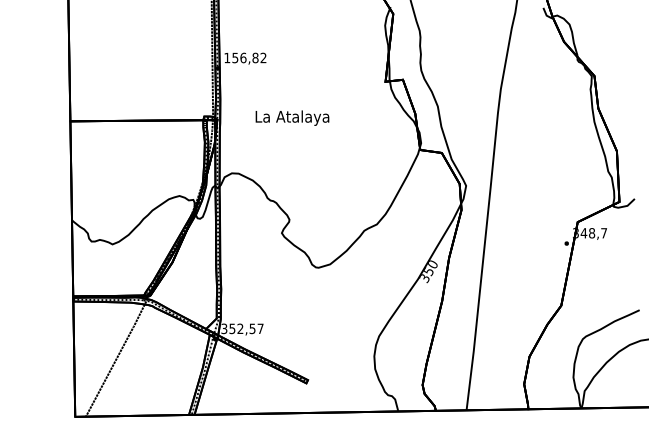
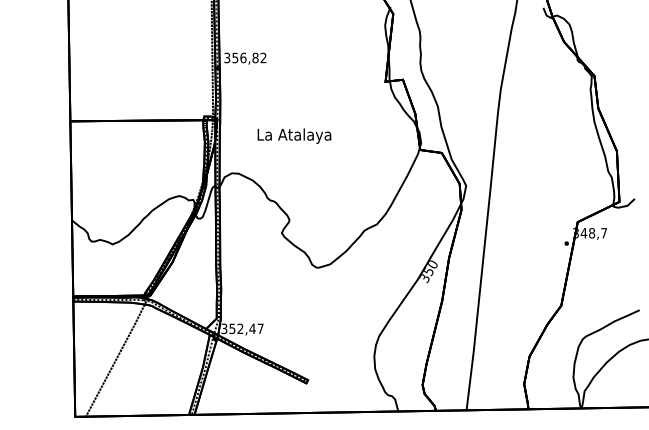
text: 156,82 -> 356,82 (227, 57)
text position: (292, 117) -> (294, 135) (294, 135)
text: 352,57 -> 352,47 (252, 328)
